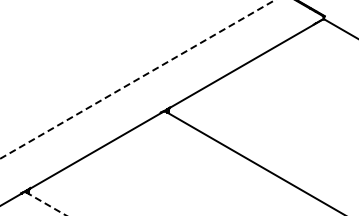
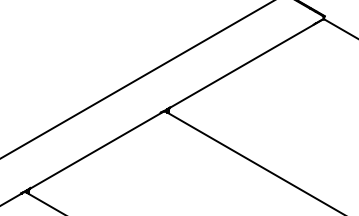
line: dashed -> solid (137, 79)
line: dashed -> solid (46, 203)
